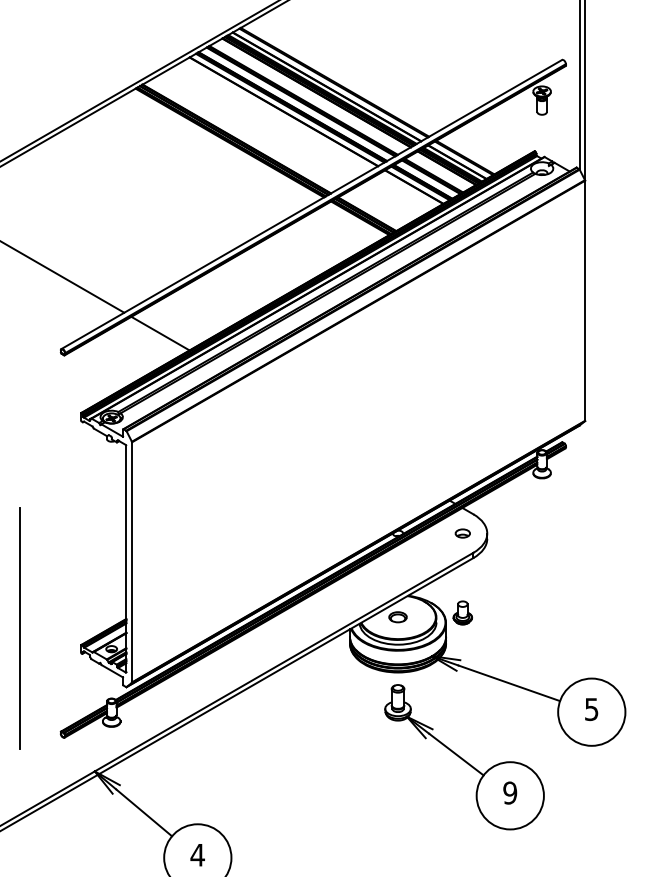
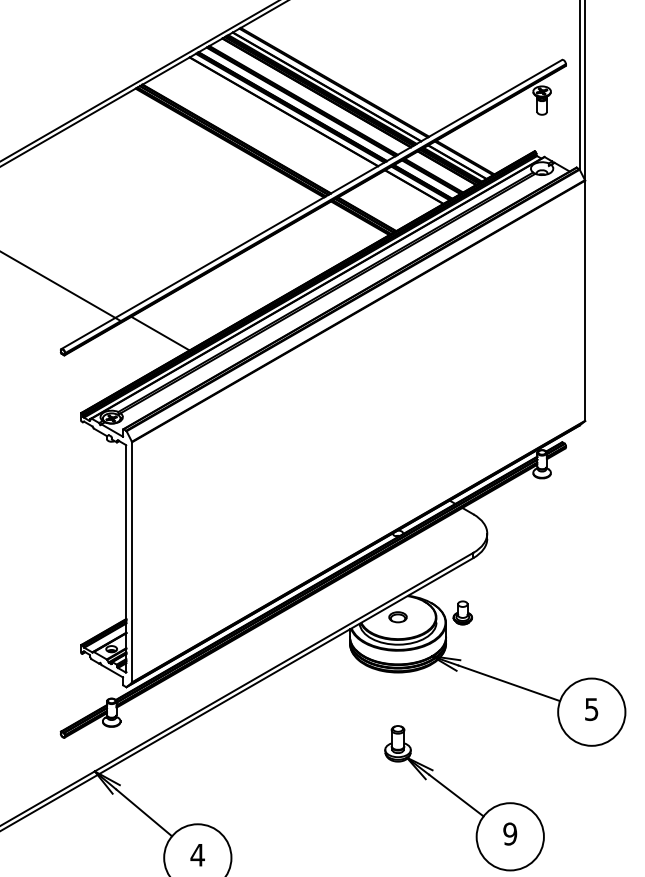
line position: (63, 277) -> (61, 286) (61, 286)
part: present -> none (462, 533)
line: present -> none (19, 628)
part position: (464, 757) -> (464, 798) (464, 798)
